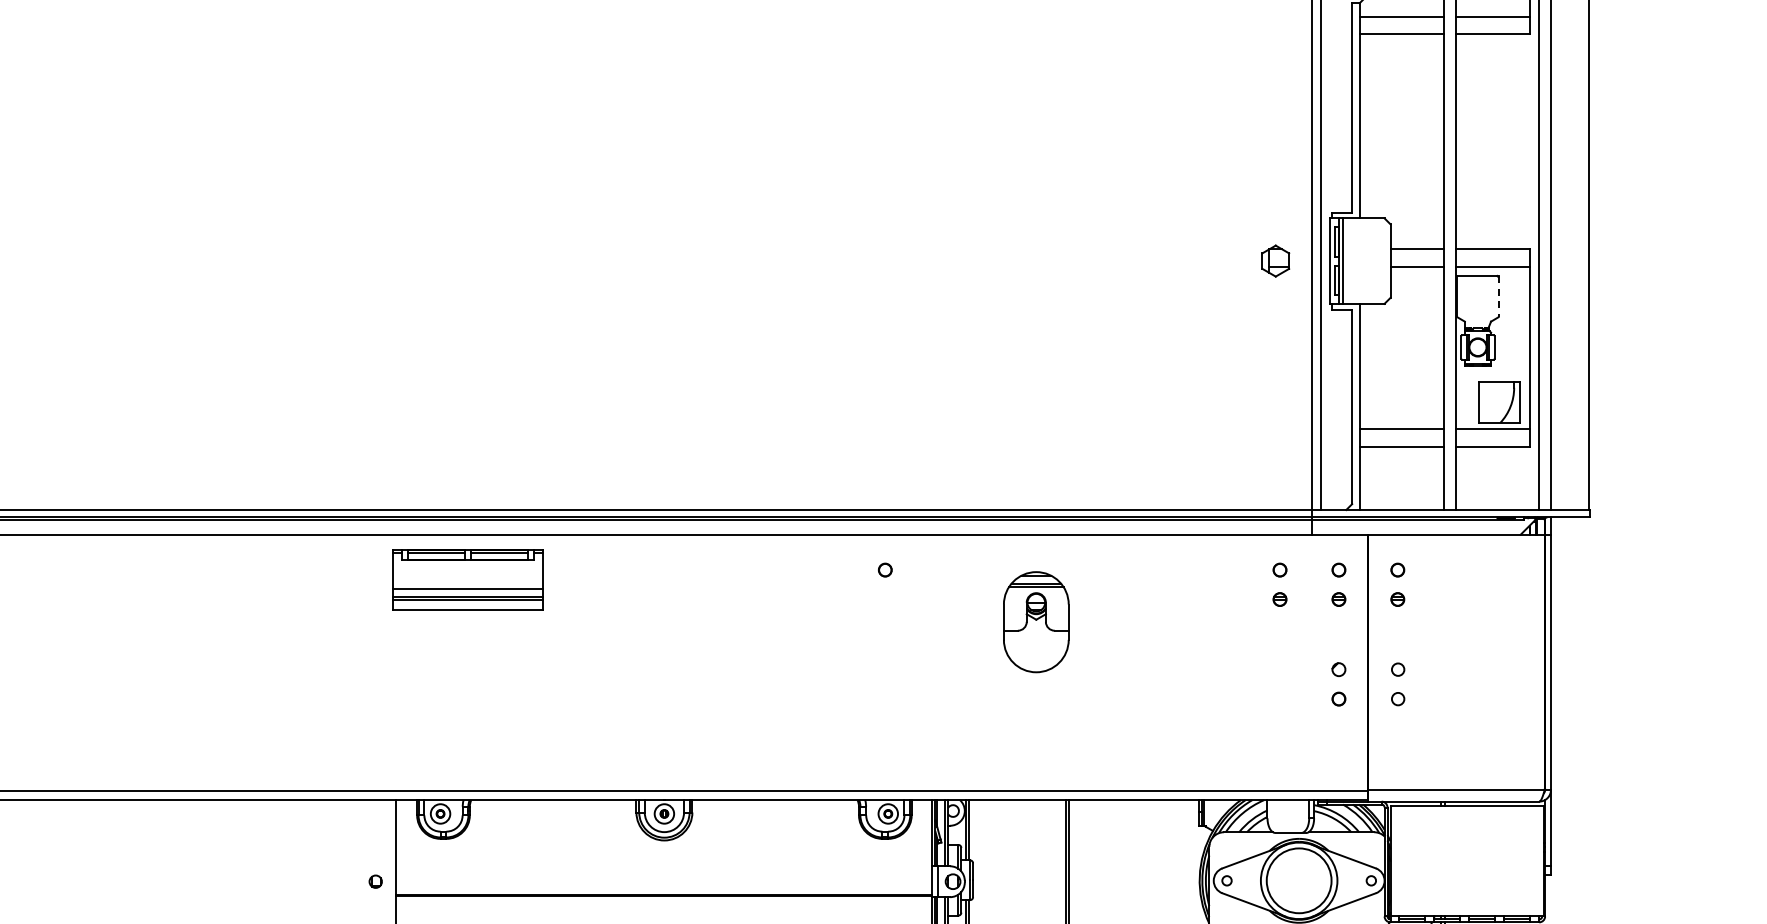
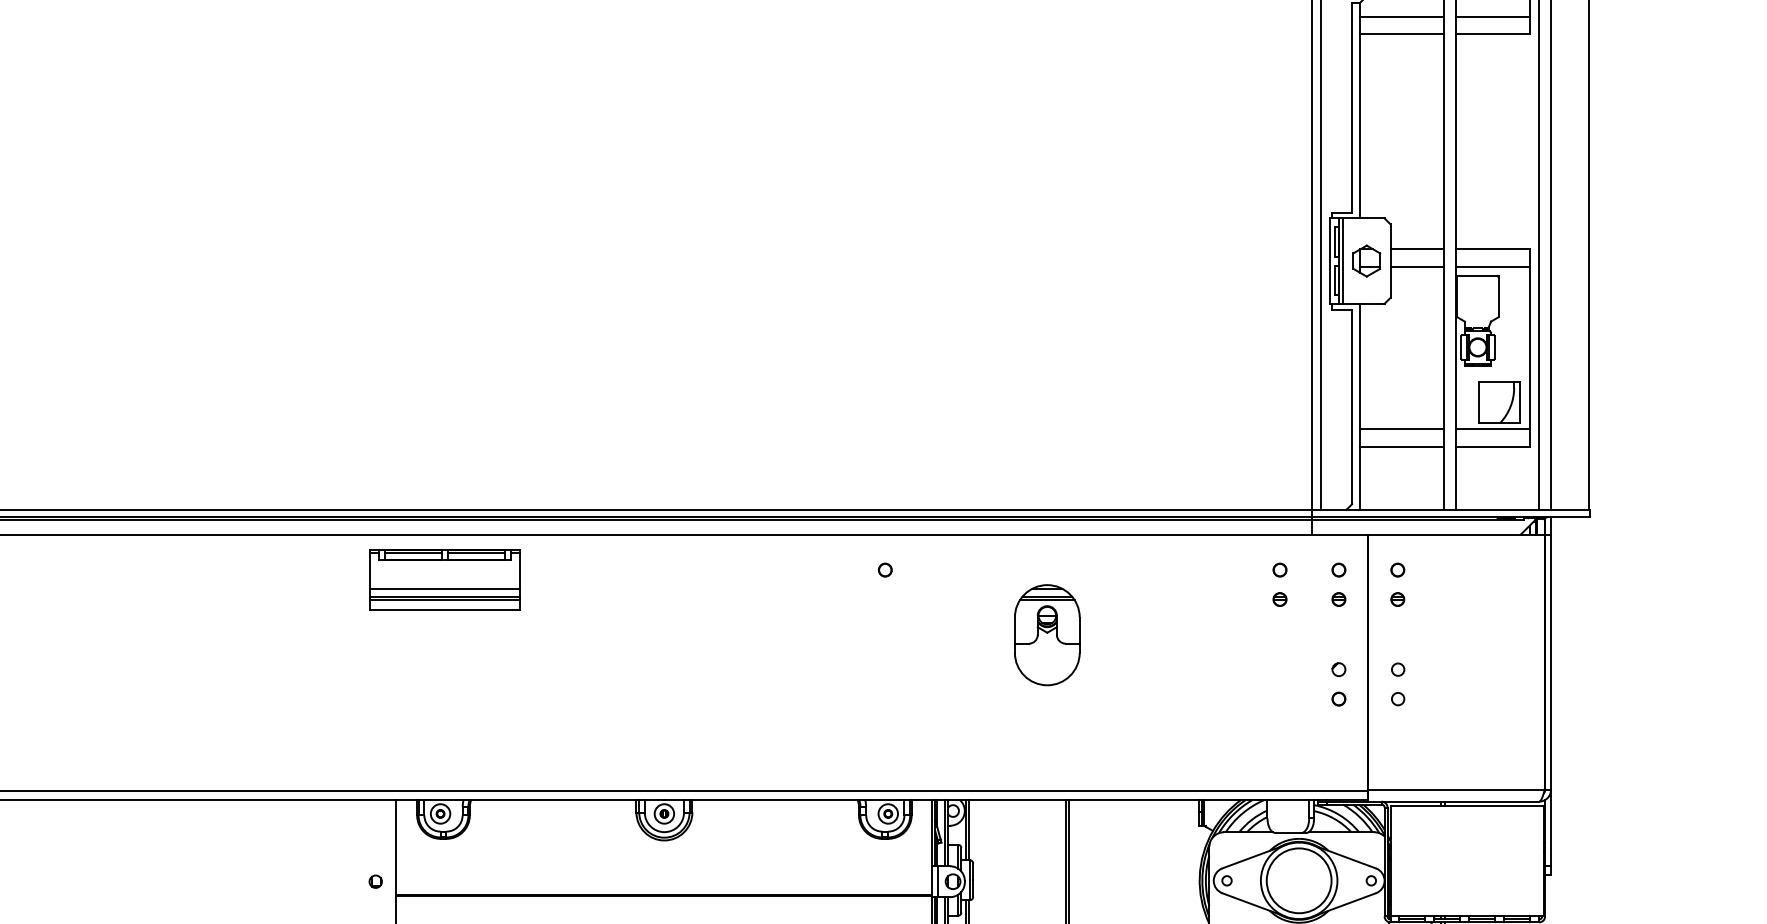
part position: (1275, 260) -> (1366, 260) (1366, 260)
line: dashed -> solid (1498, 296)
part position: (467, 579) -> (444, 579) (444, 579)
part position: (1036, 622) -> (1047, 635) (1047, 635)
